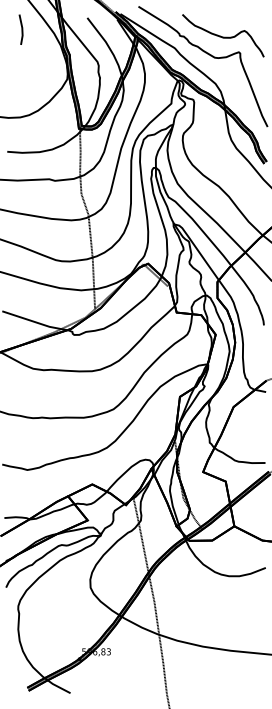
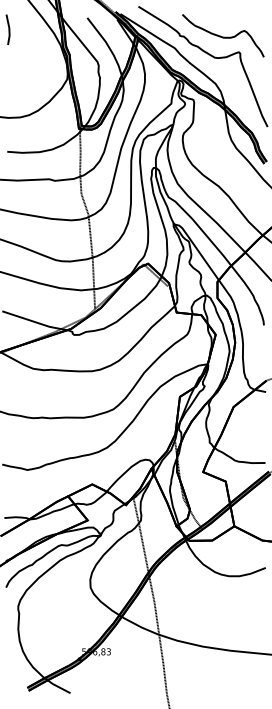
line position: (21, 29) -> (8, 29) (8, 29)
